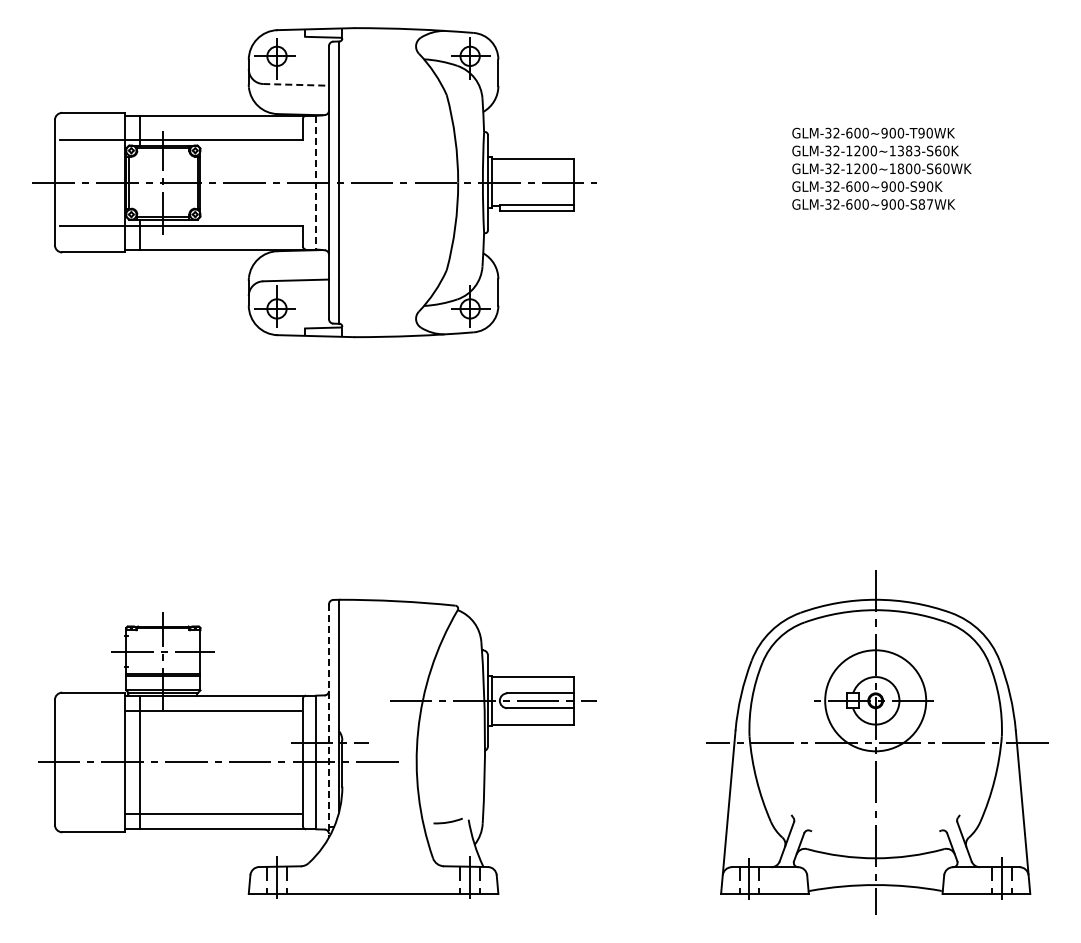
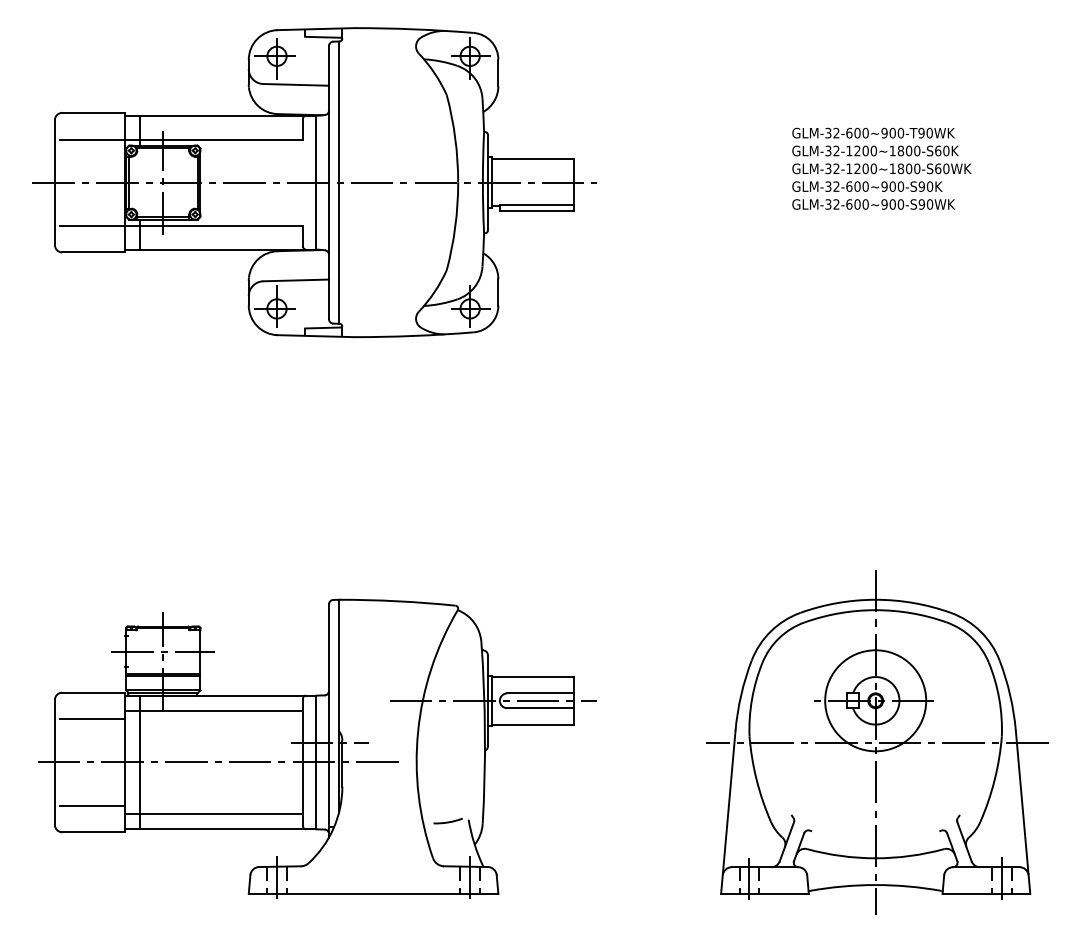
line: dashed -> solid (296, 84)
text: GLM-32-1200~1383-S60K -> GLM-32-1200~1800-S60K (908, 150)
line: dashed -> solid (316, 182)
text: GLM-32-600~900-S87WK -> GLM-32-600~900-S90WK (925, 204)
line: none -> present (92, 719)
line: dashed -> solid (329, 720)
line: none -> present (92, 805)
